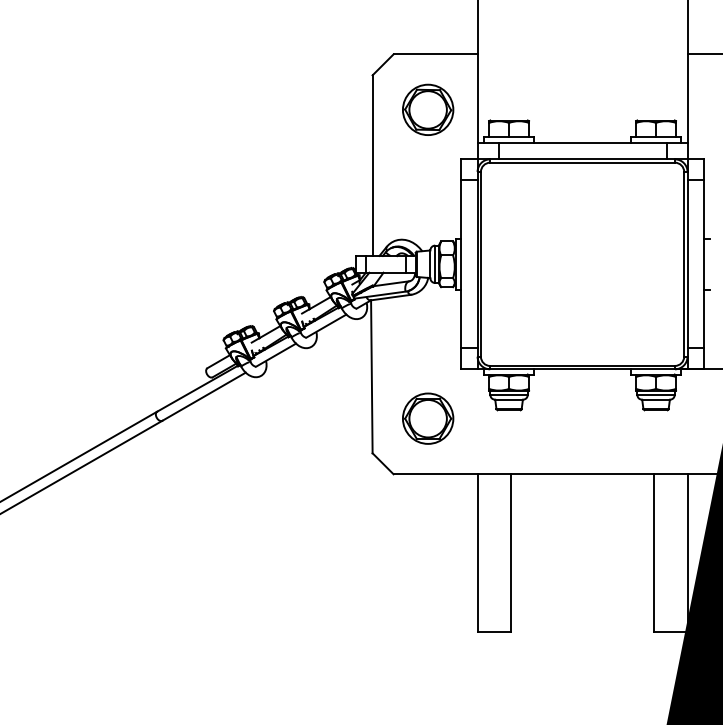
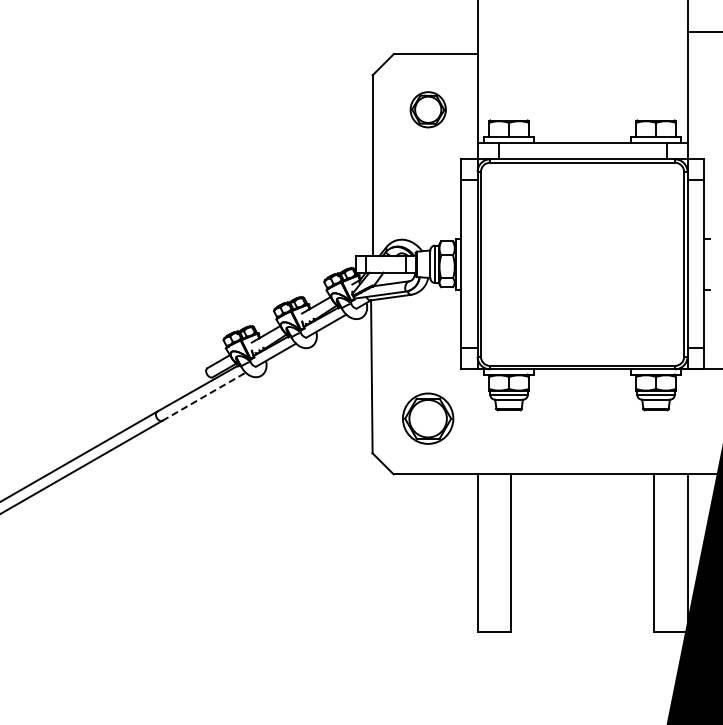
line position: (703, 54) -> (703, 32) (703, 32)
part size: 53x53 px -> 38x38 px (427, 109)
line: solid -> dashed (204, 396)
